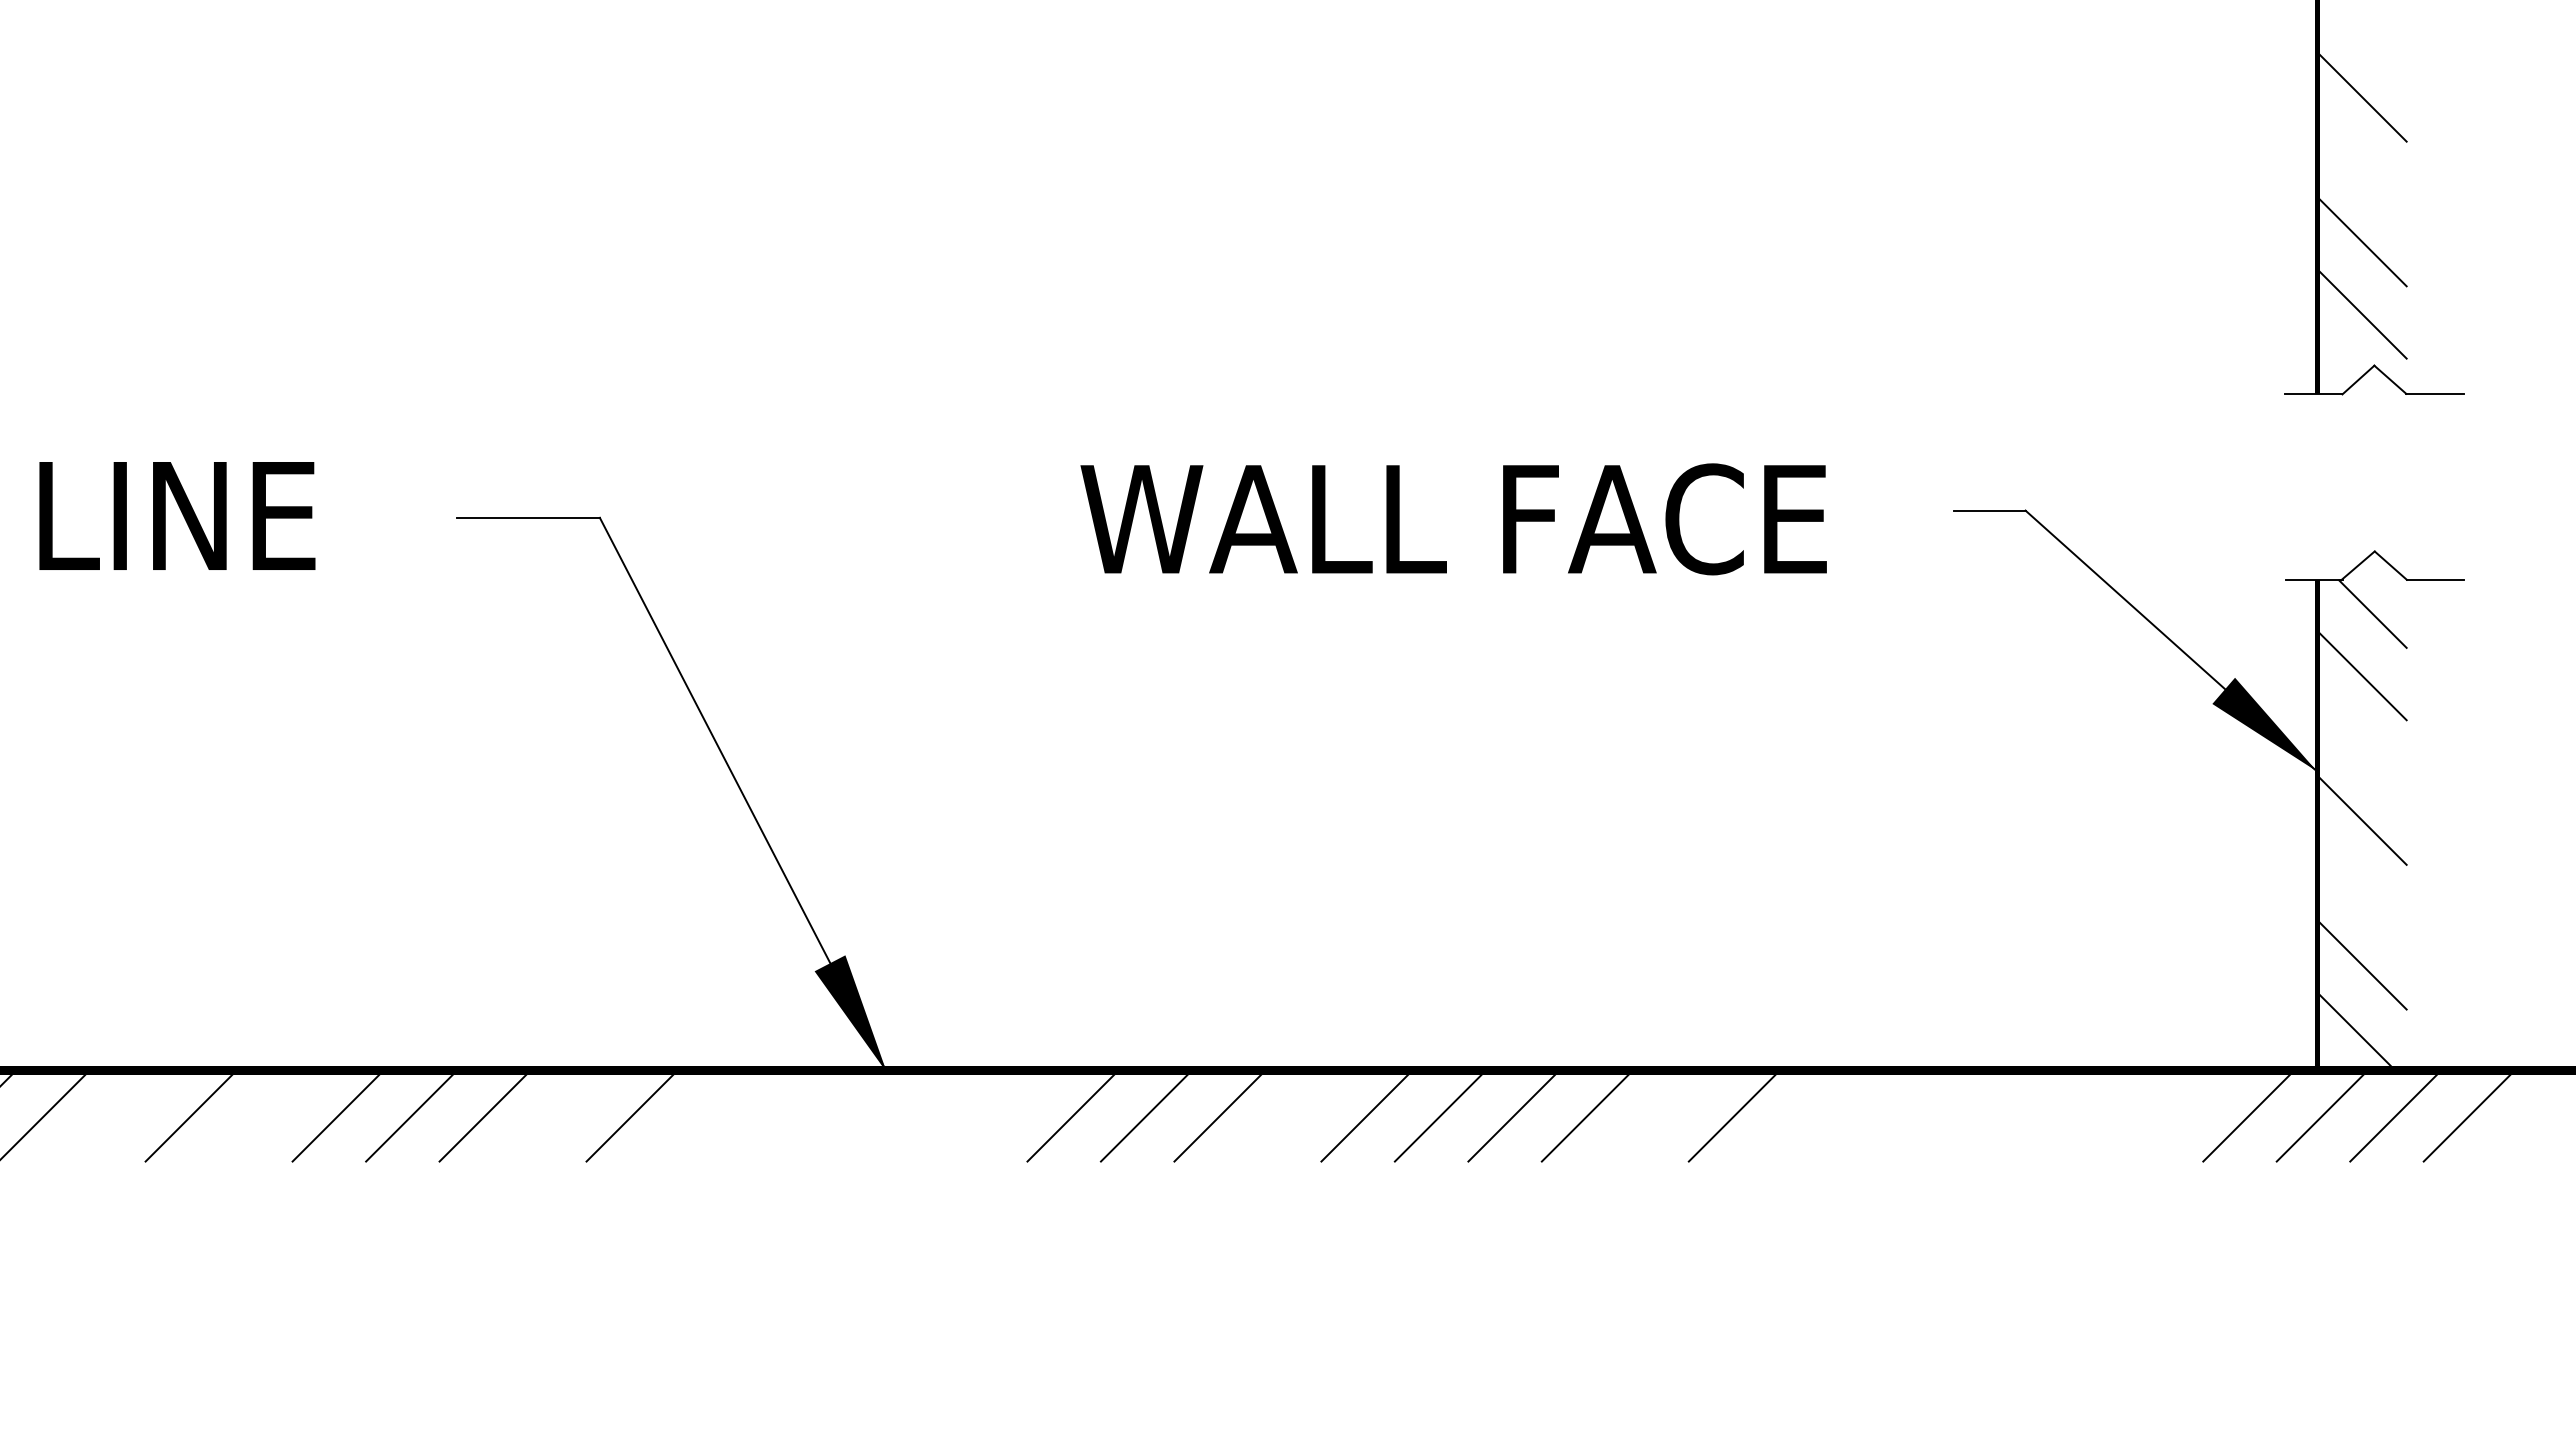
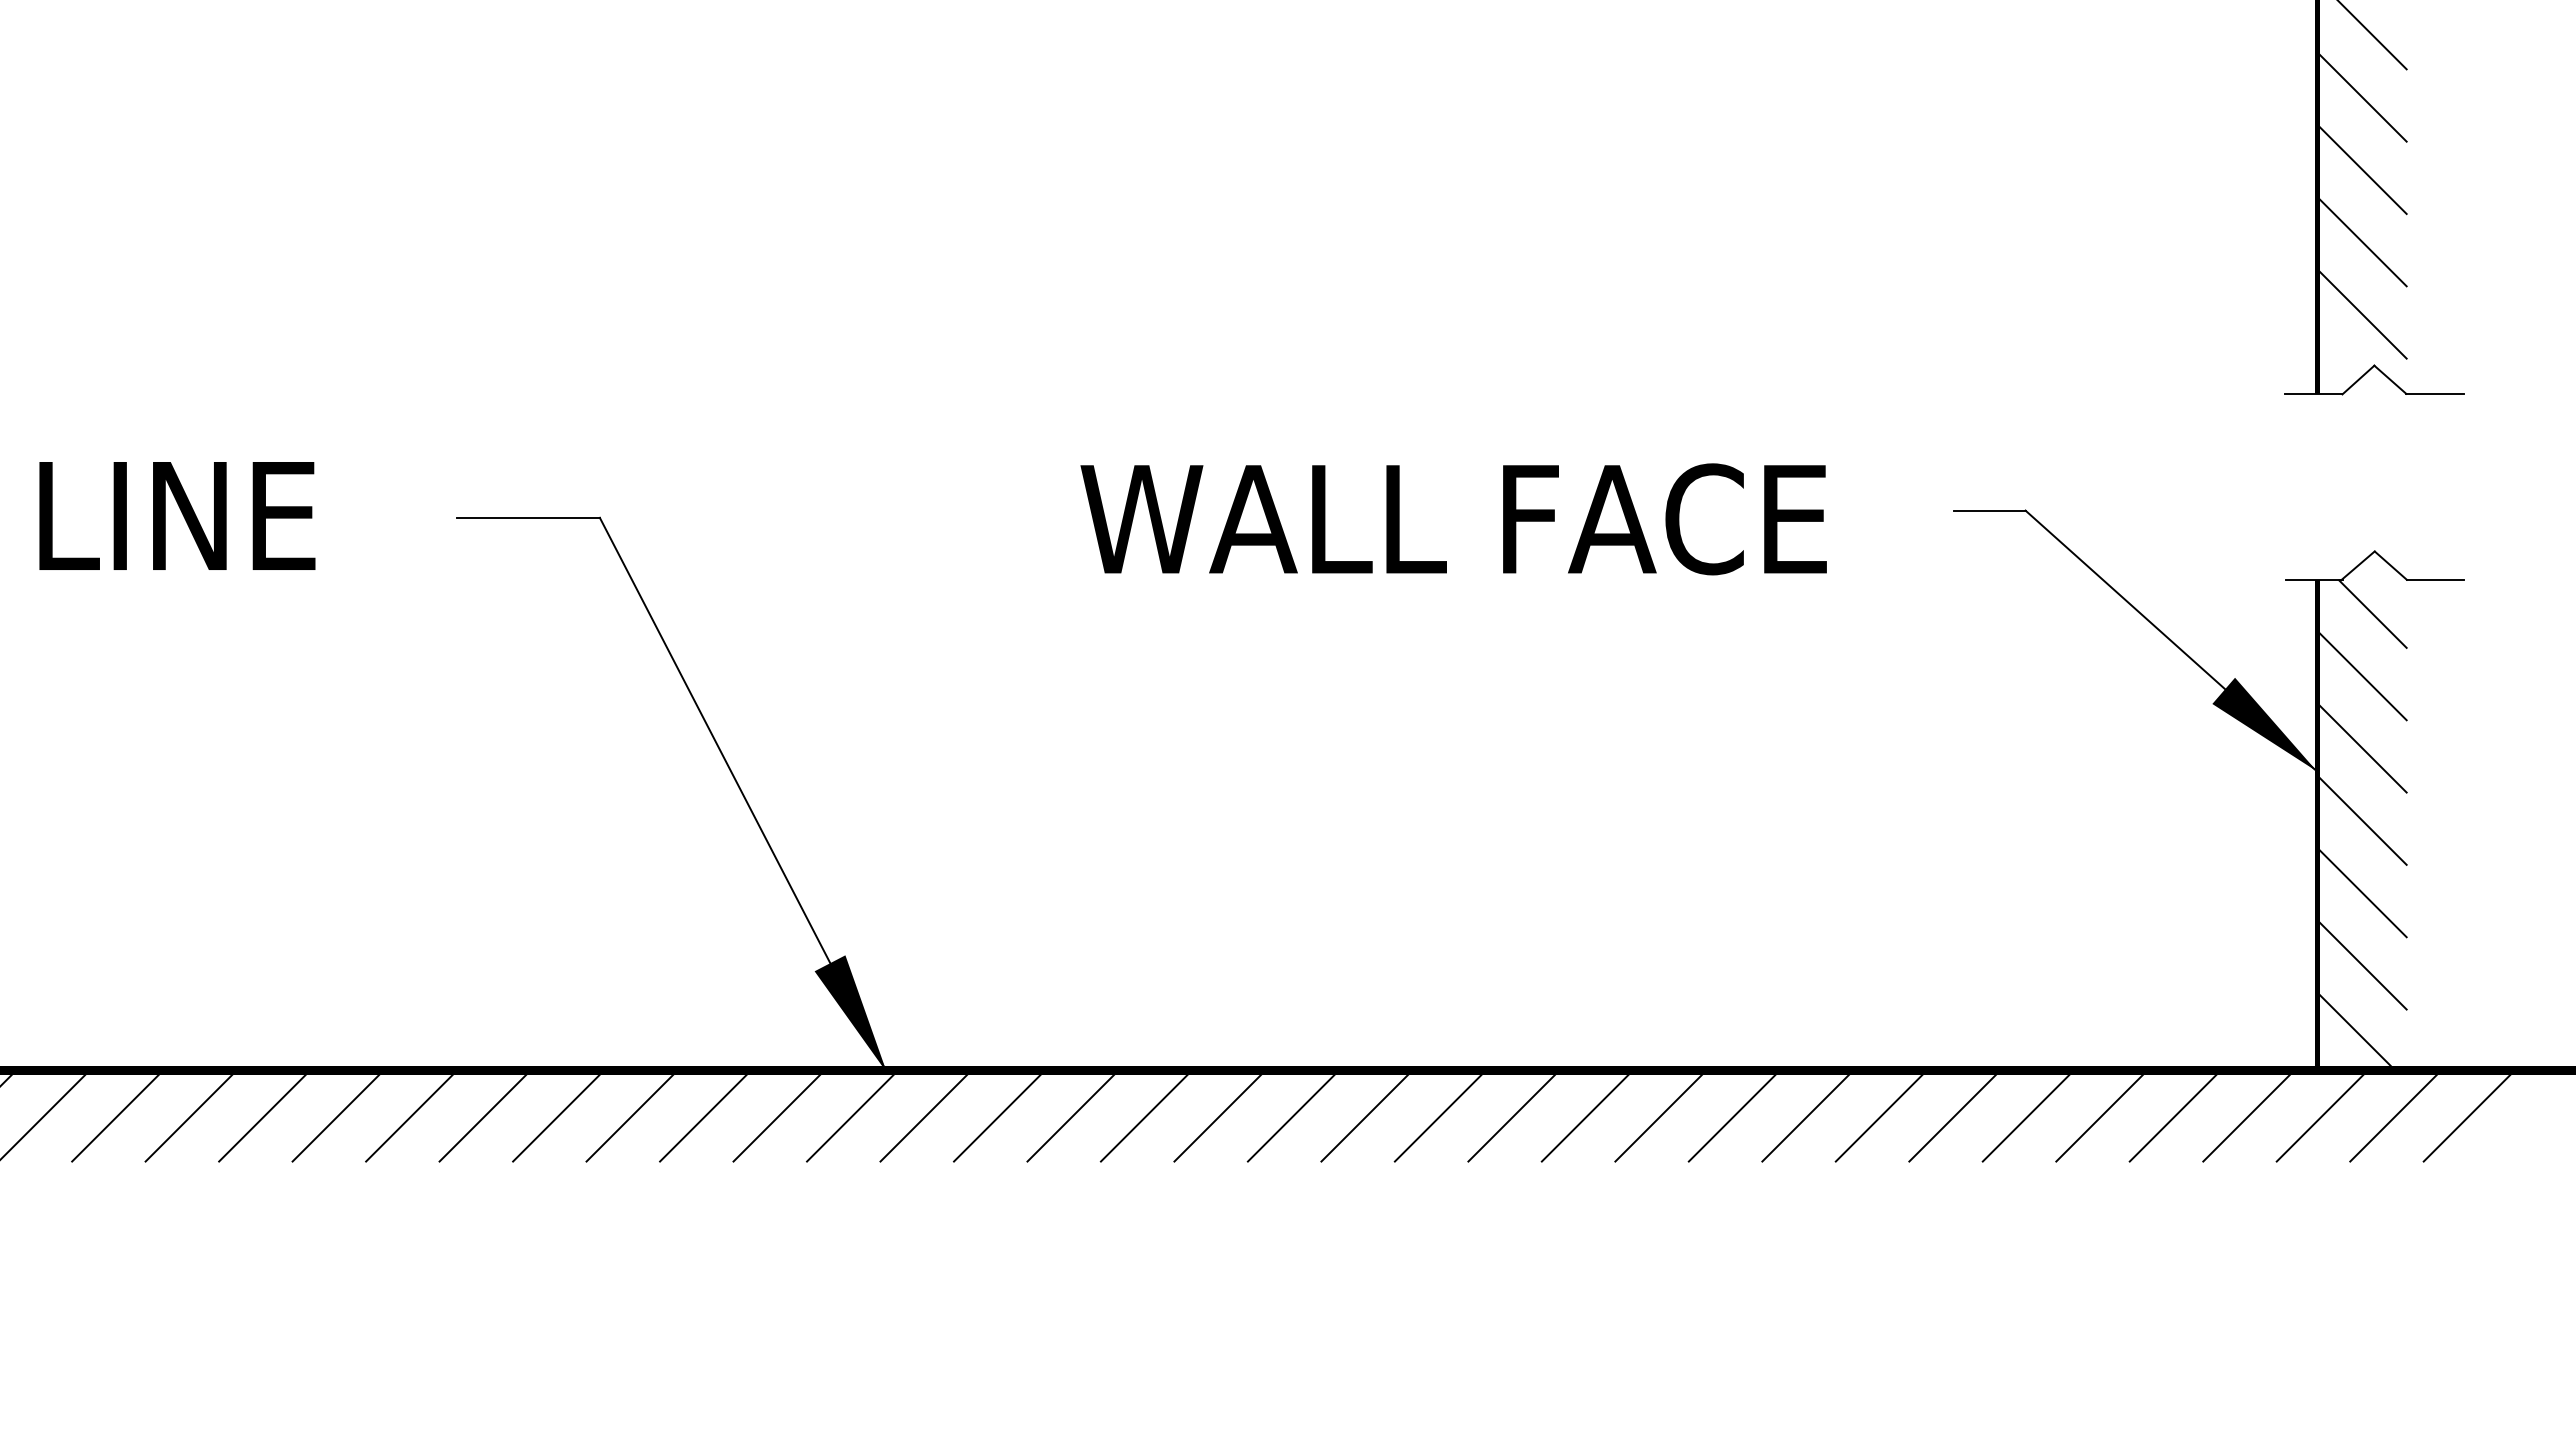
line: none -> present (2372, 35)
line: none -> present (2361, 168)
line: none -> present (2361, 747)
line: none -> present (2361, 892)
line: none -> present (117, 1115)
line: none -> present (264, 1115)
line: none -> present (558, 1115)
line: none -> present (705, 1115)
line: none -> present (778, 1115)
line: none -> present (852, 1115)
line: none -> present (925, 1115)
line: none -> present (999, 1115)
line: none -> present (1292, 1115)
line: none -> present (1660, 1115)
line: none -> present (1807, 1115)
line: none -> present (1880, 1115)
line: none -> present (1954, 1115)
line: none -> present (2027, 1115)
line: none -> present (2101, 1115)
line: none -> present (2174, 1115)
